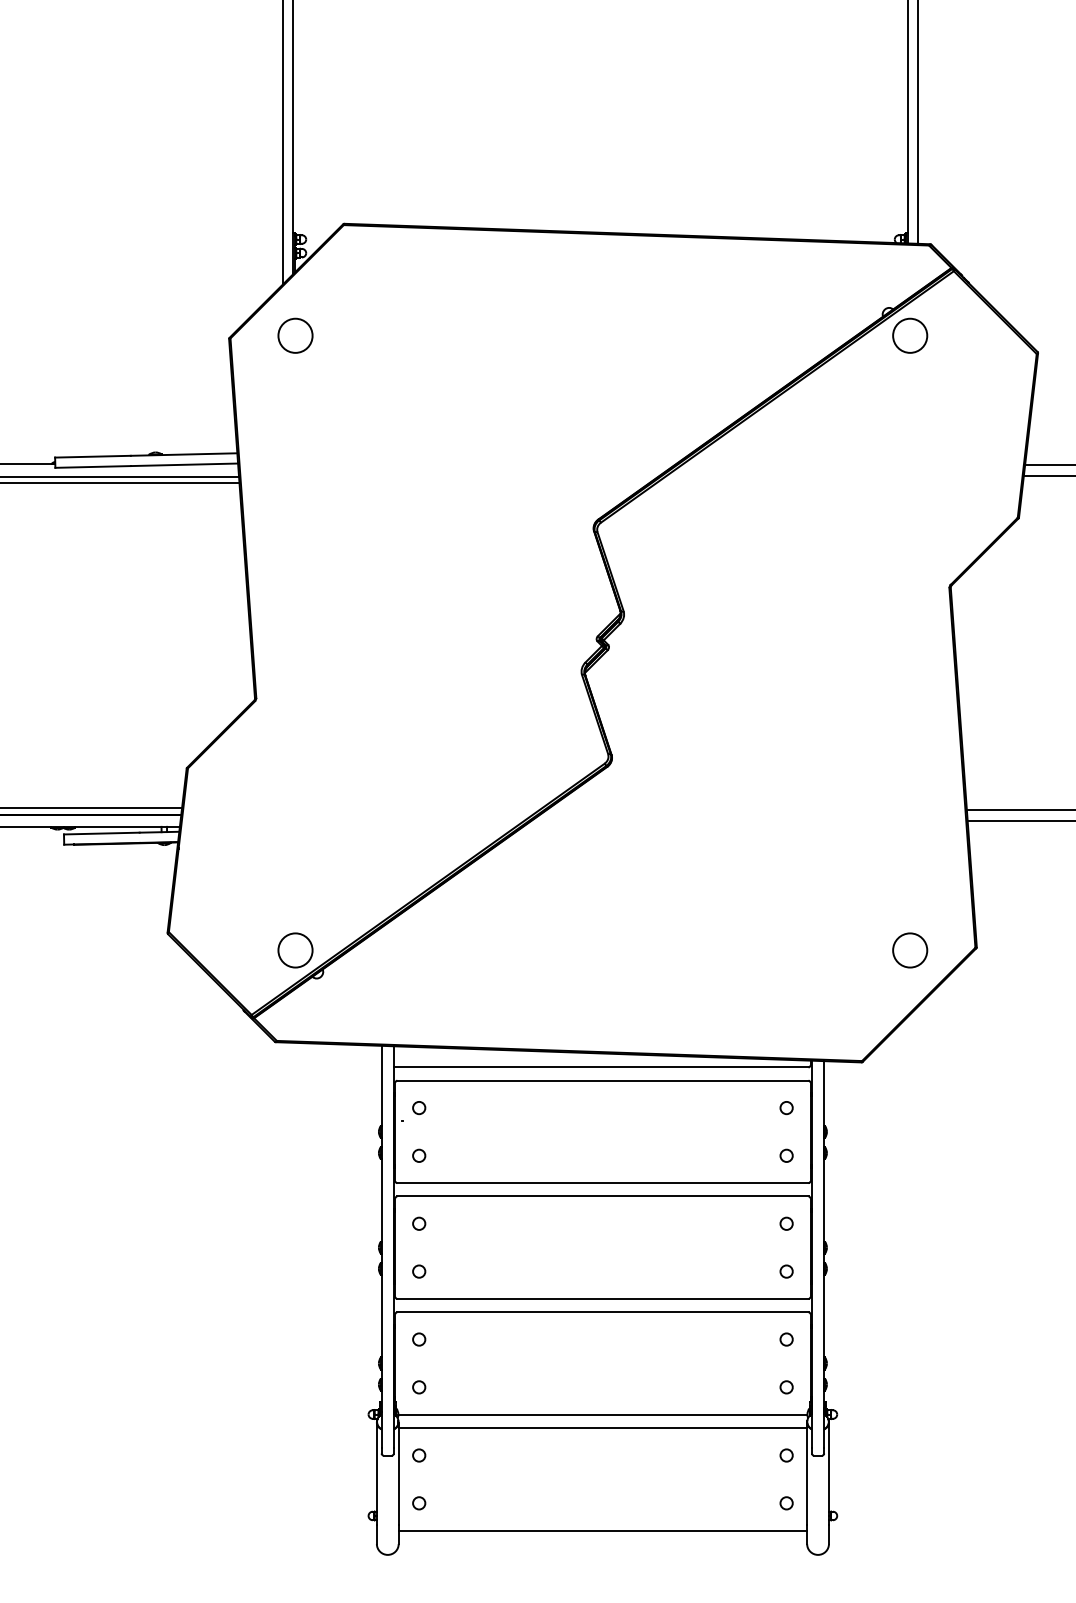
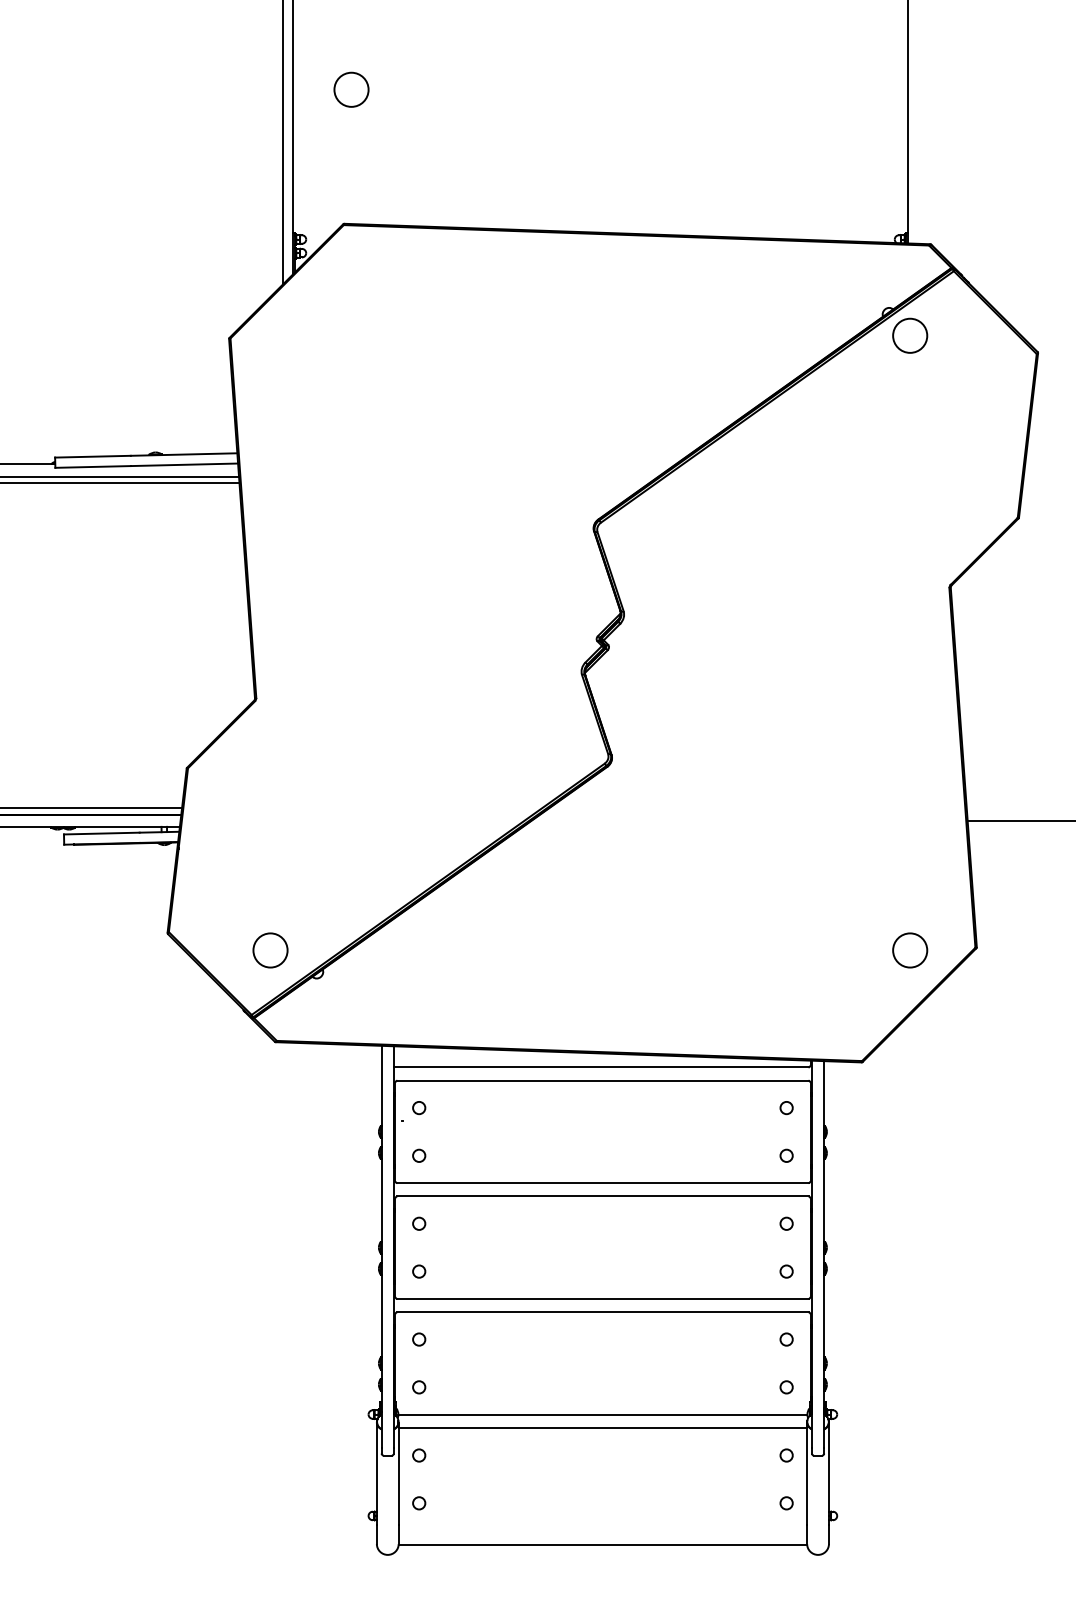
line: present -> none (918, 122)
circle position: (295, 335) -> (351, 89) (351, 89)
line: present -> none (1048, 464)
line: present -> none (1047, 475)
line: present -> none (1019, 810)
circle position: (295, 950) -> (270, 950) (270, 950)
line position: (602, 1530) -> (602, 1544) (602, 1544)
